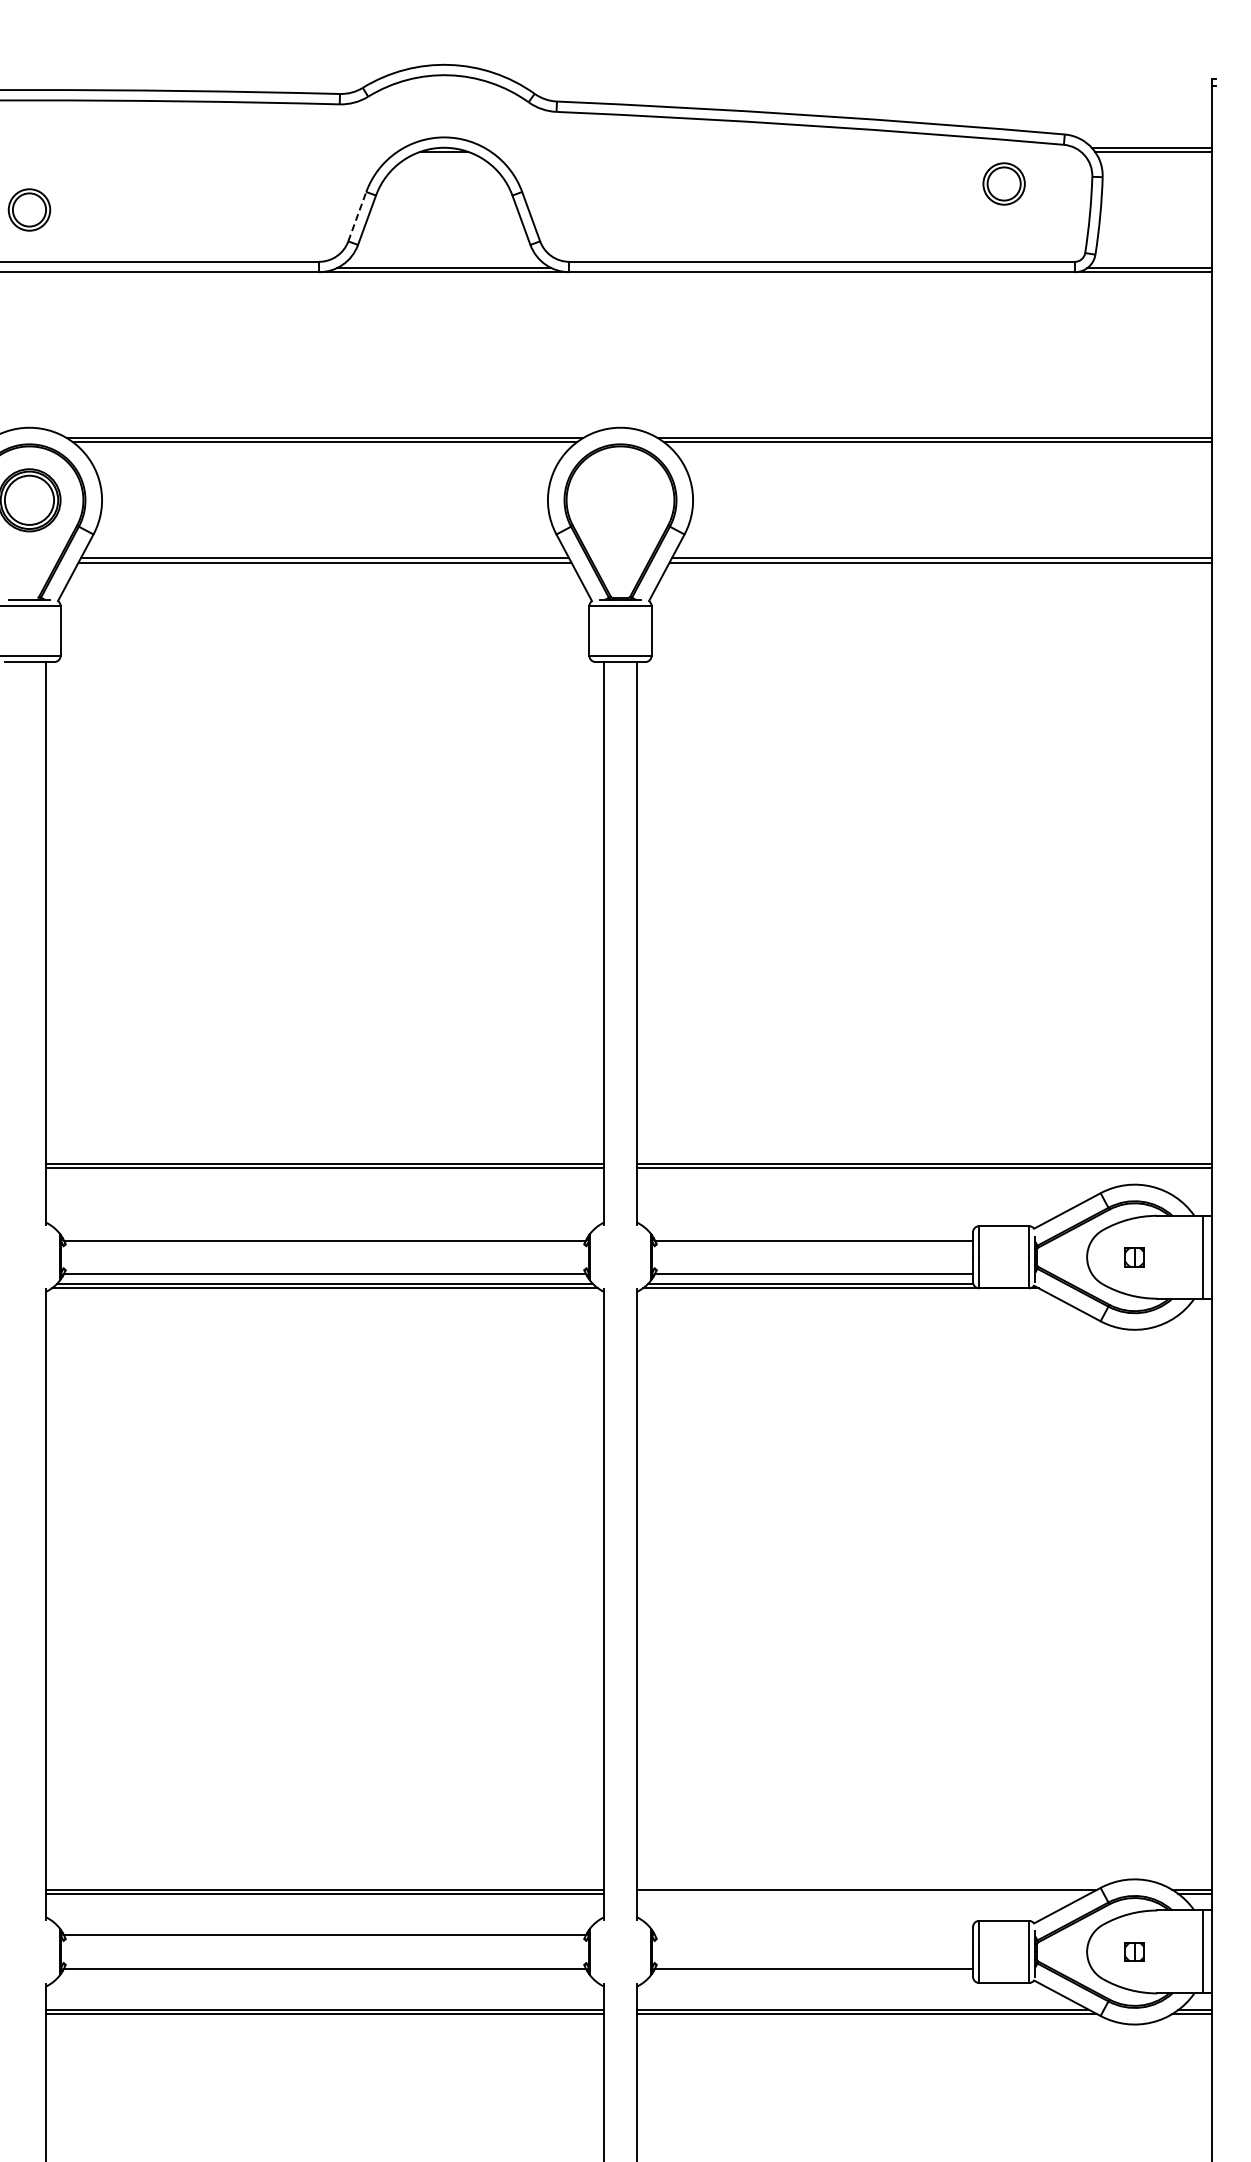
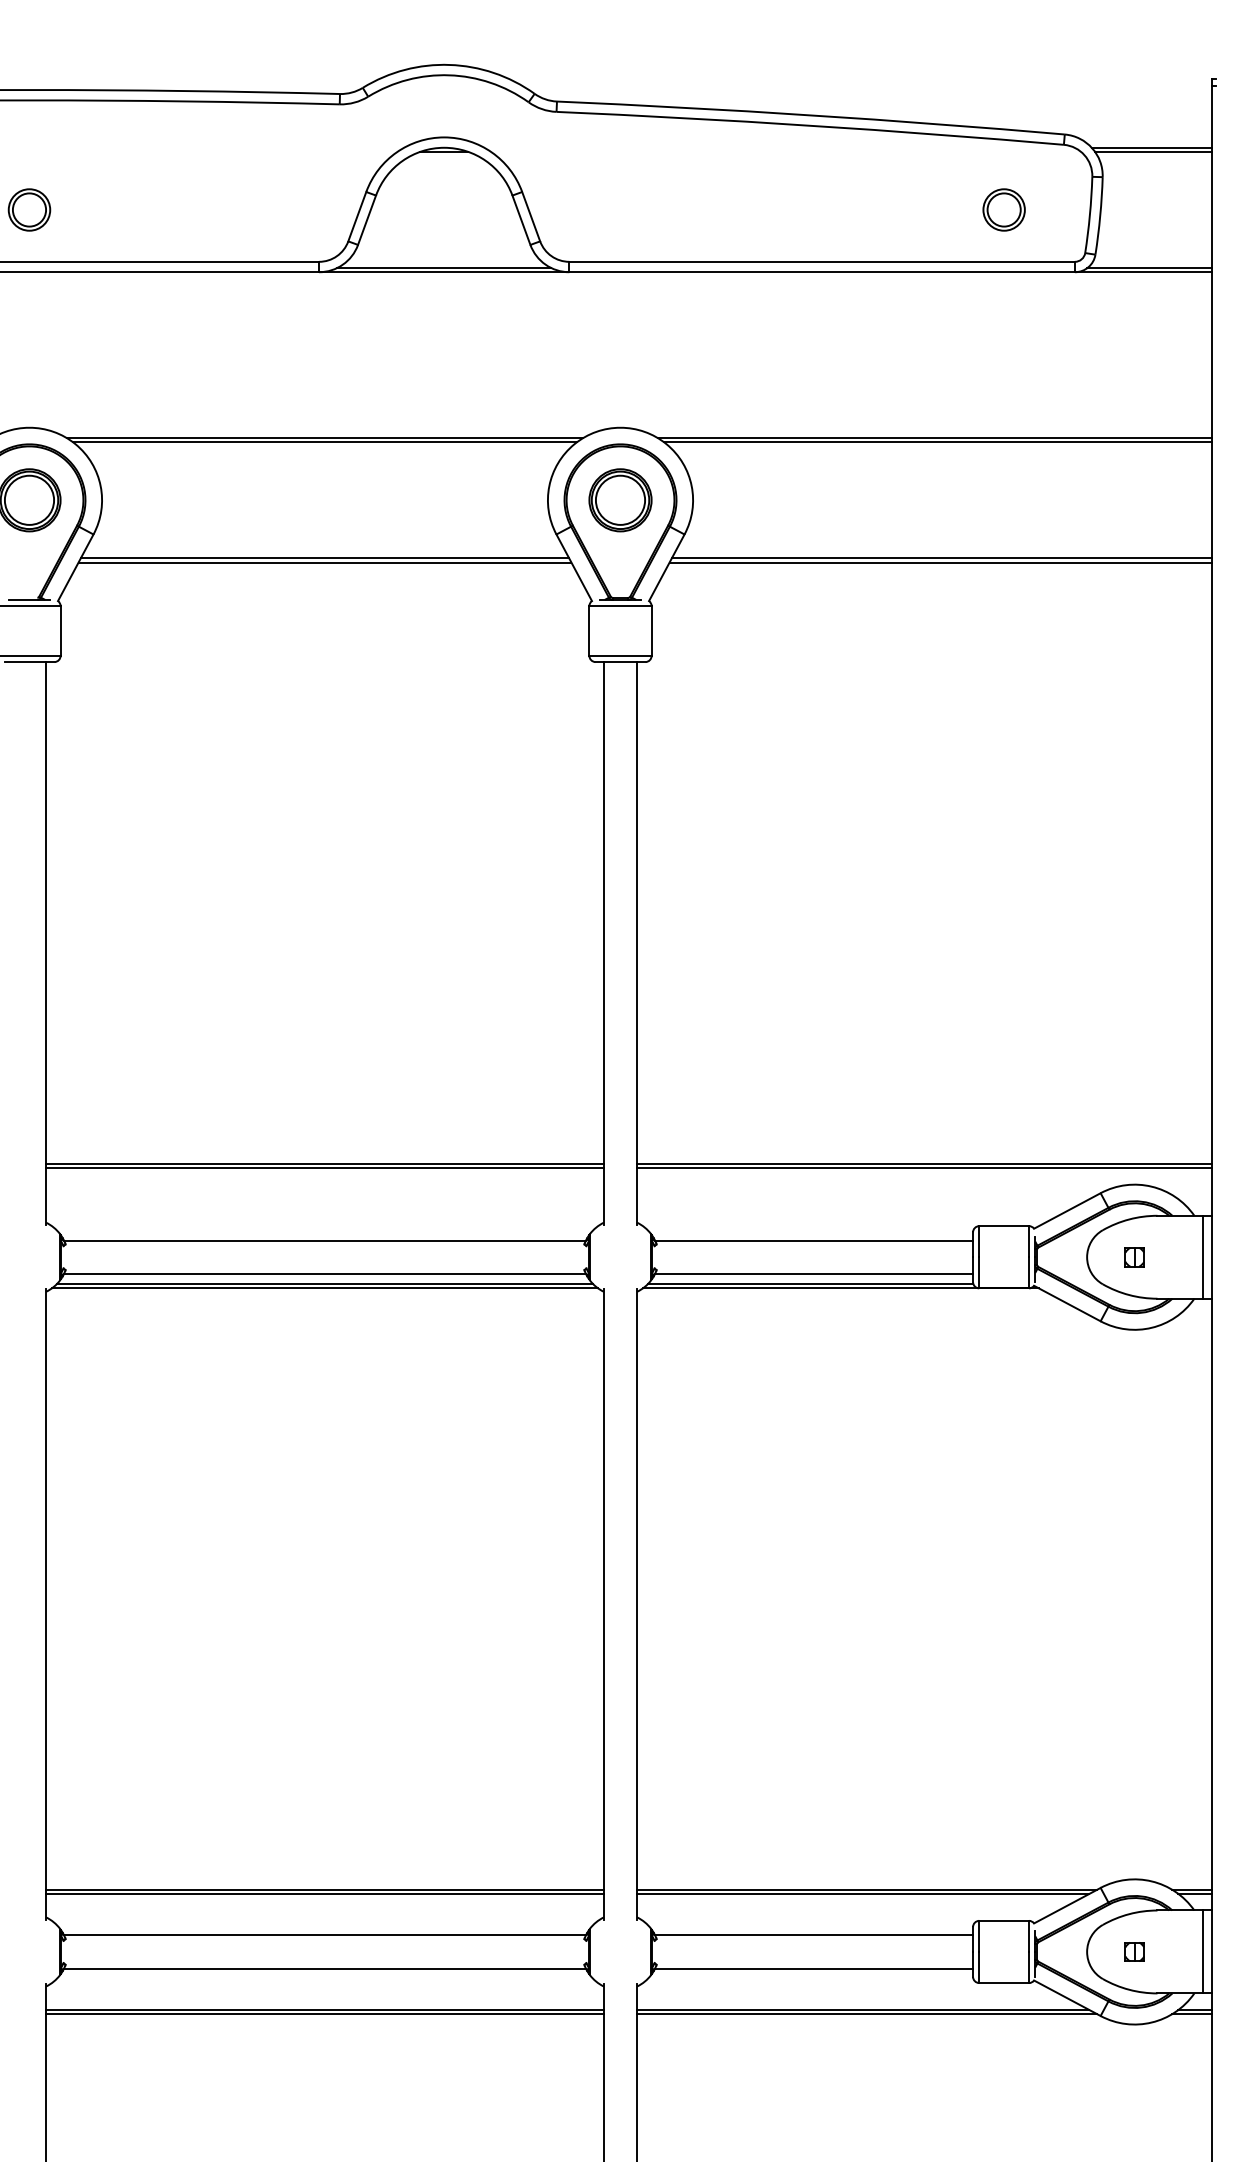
part position: (1003, 183) -> (1003, 209) (1003, 209)
line: dashed -> solid (357, 216)
part: none -> present (620, 500)
line: none -> present (863, 1893)
line: none -> present (814, 1935)
